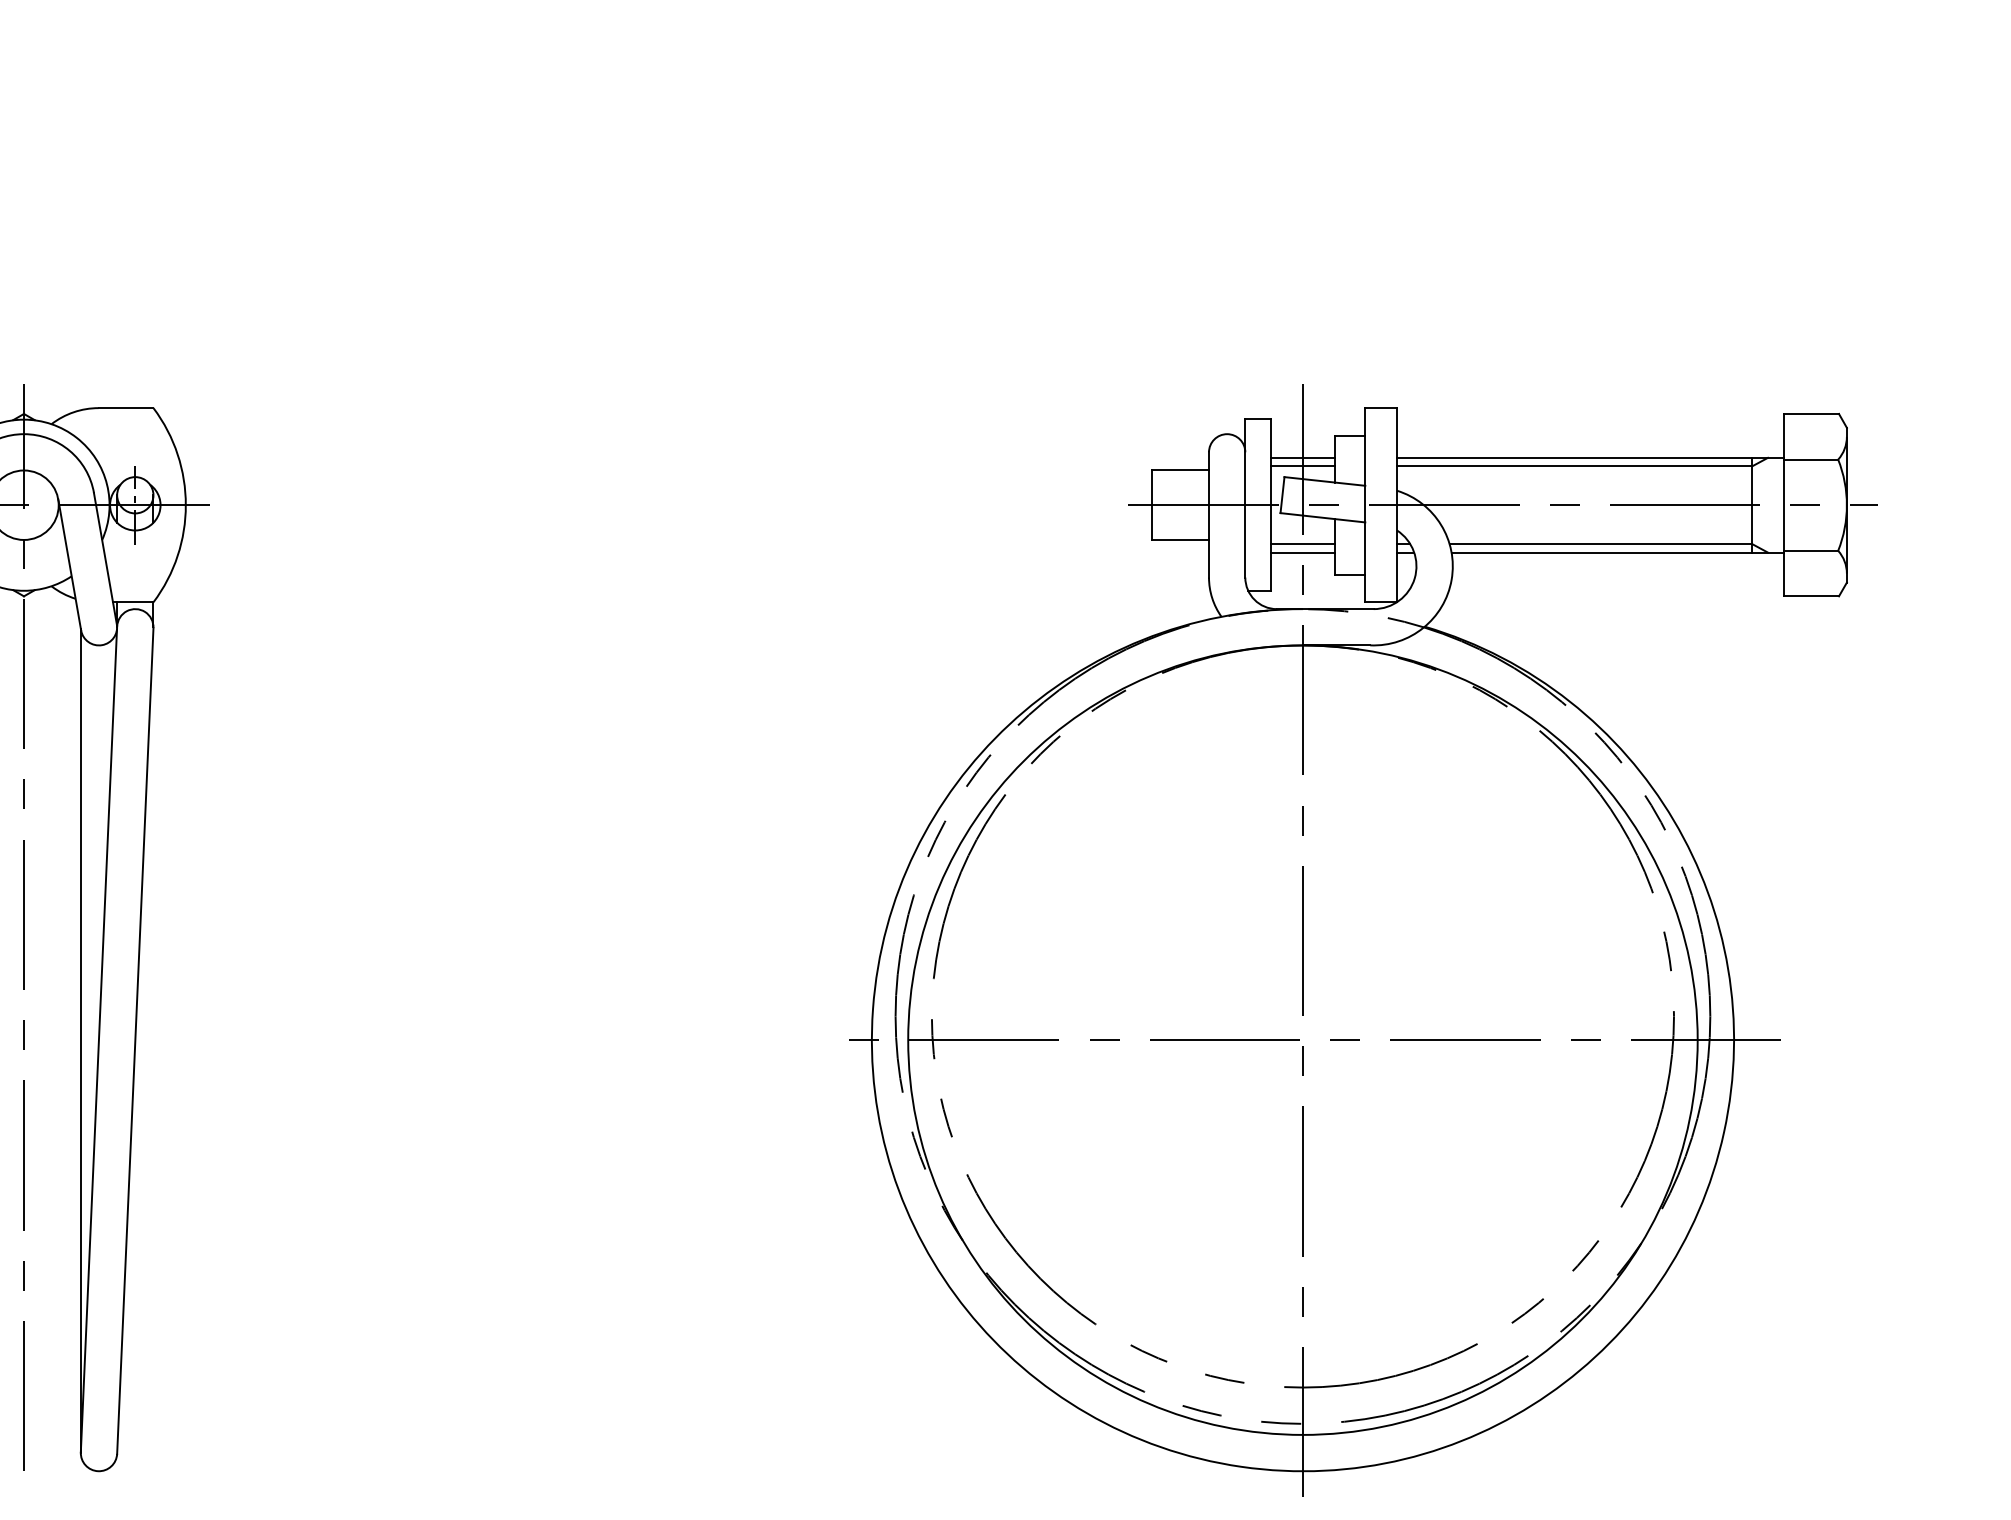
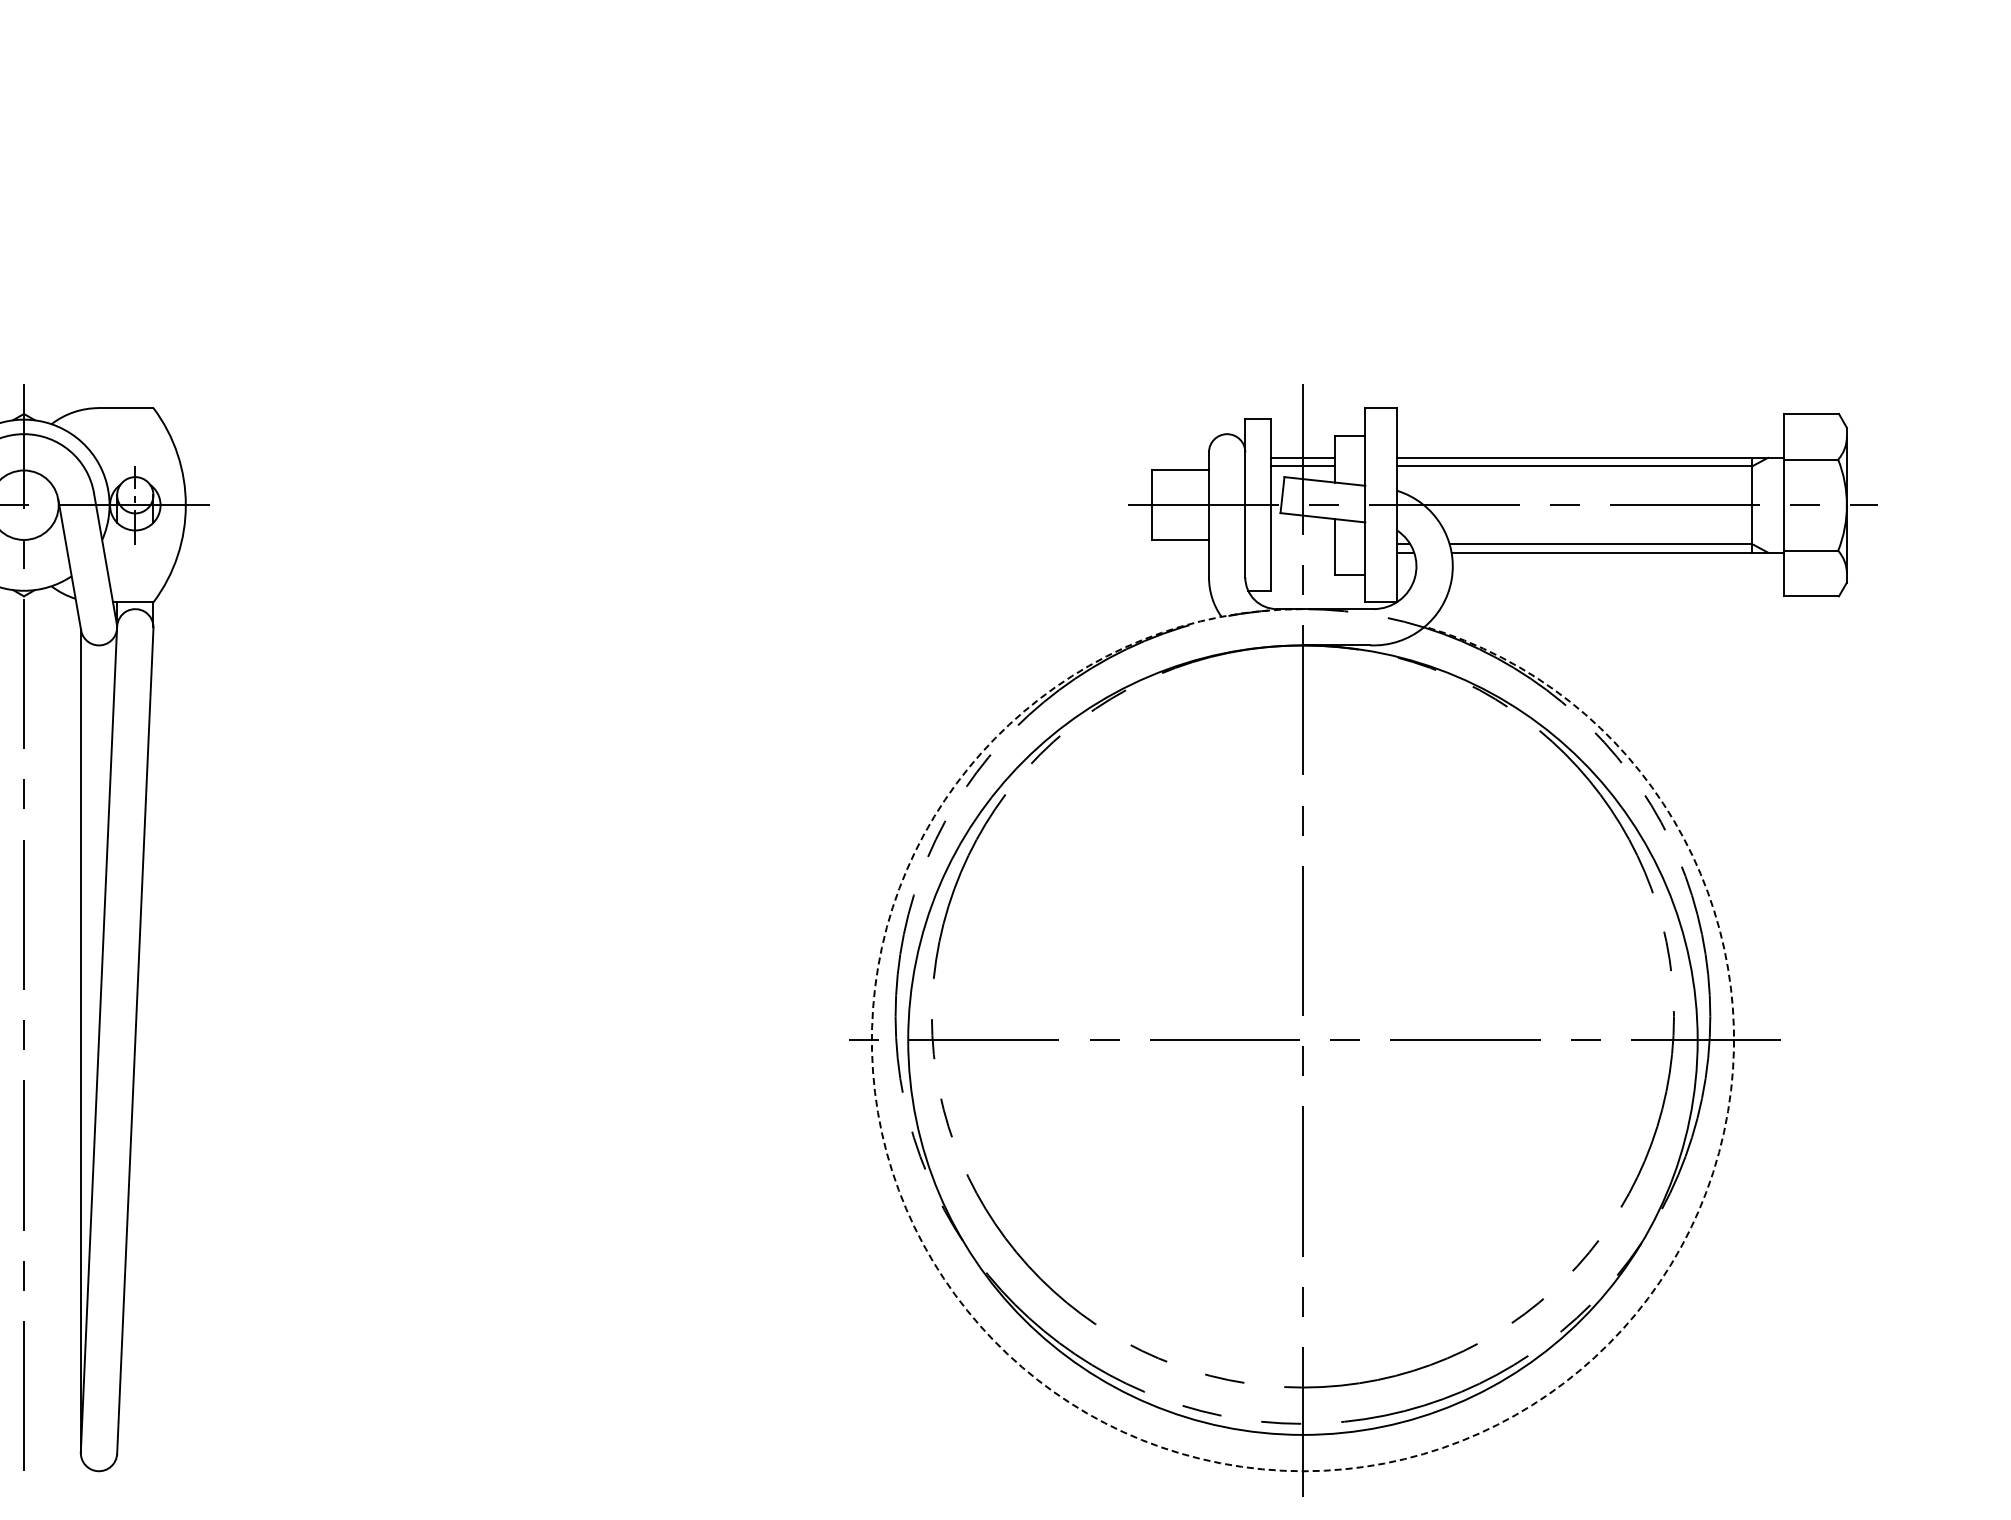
line: present -> none (1302, 544)
line: present -> none (1302, 552)
arc: solid -> dashed (1241, 1466)
